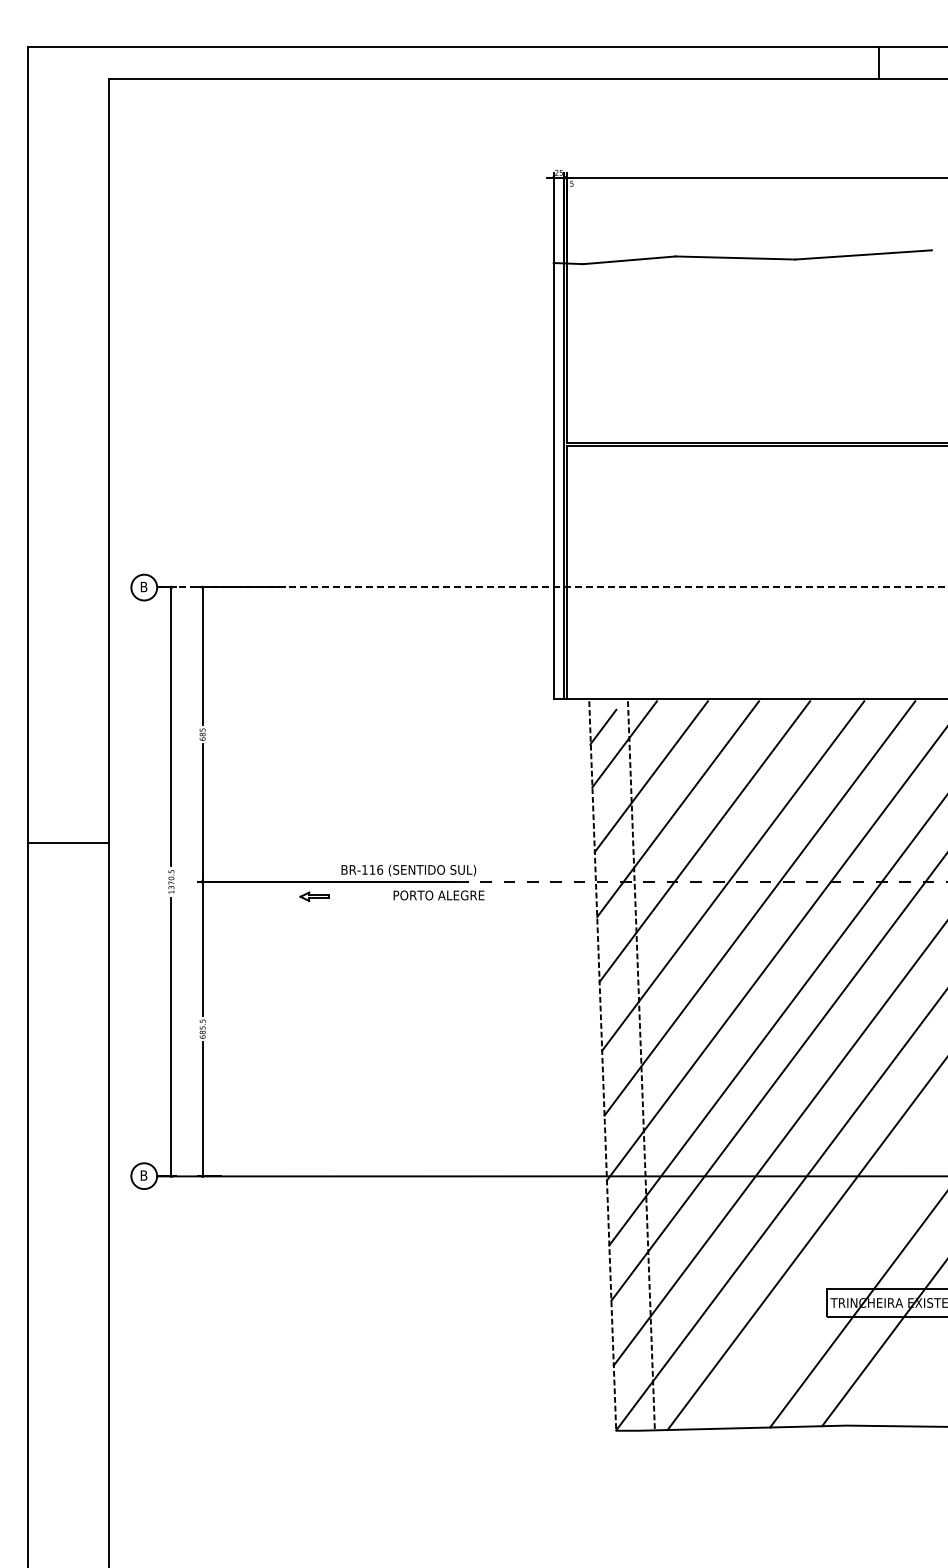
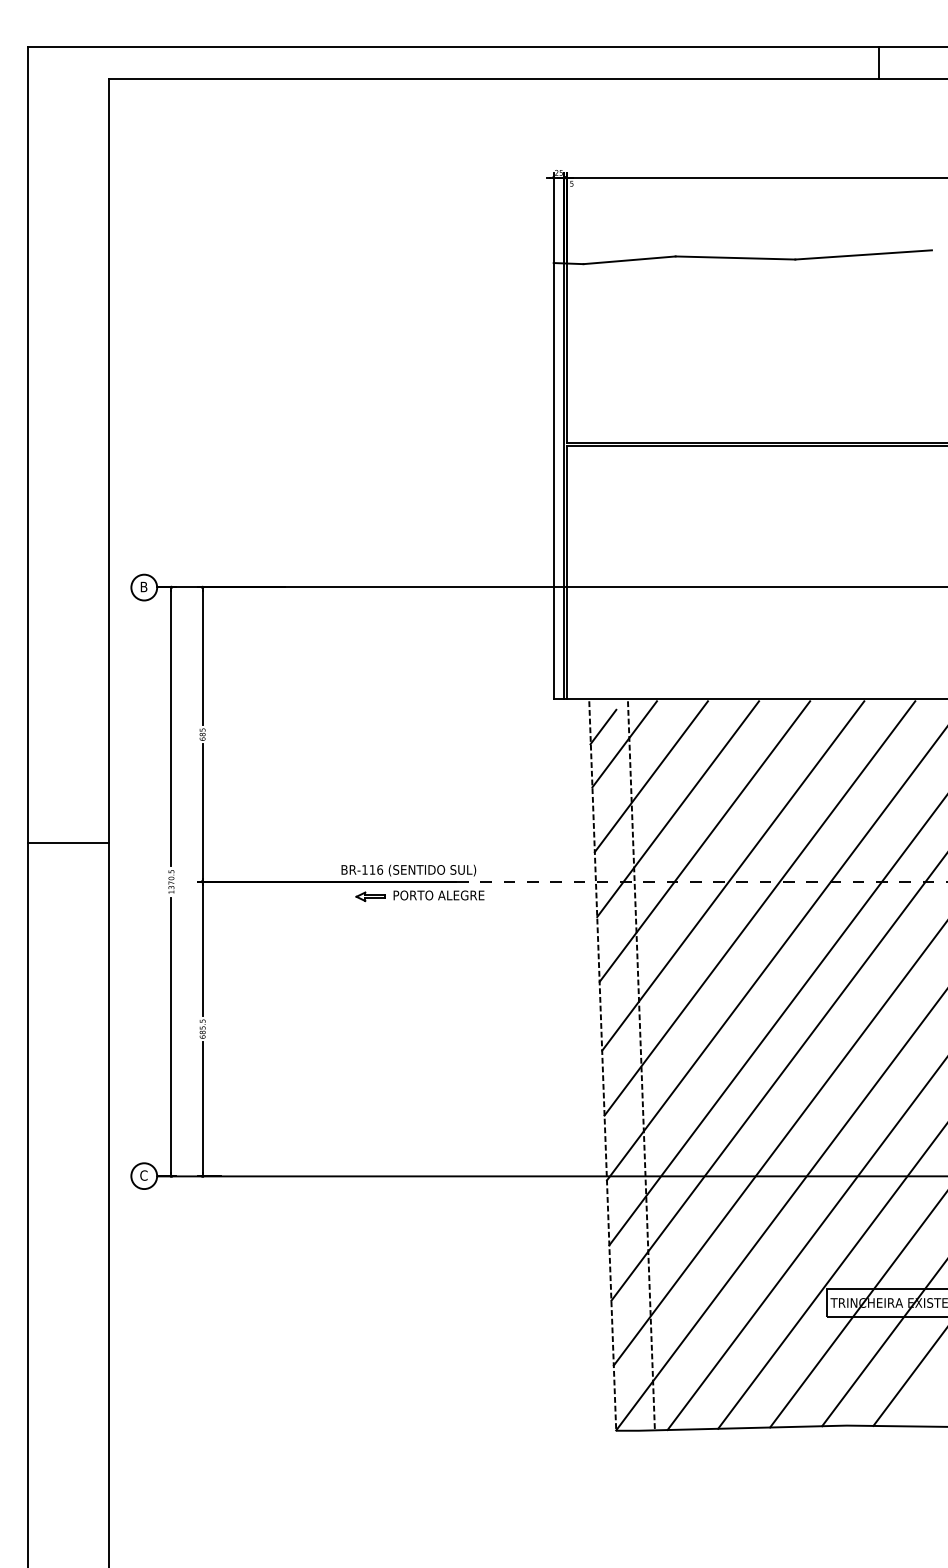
line: dashed -> solid (552, 587)
part position: (314, 896) -> (370, 896) (370, 896)
text: B -> C (143, 1175)
line: none -> present (831, 1277)
line: none -> present (908, 1377)
